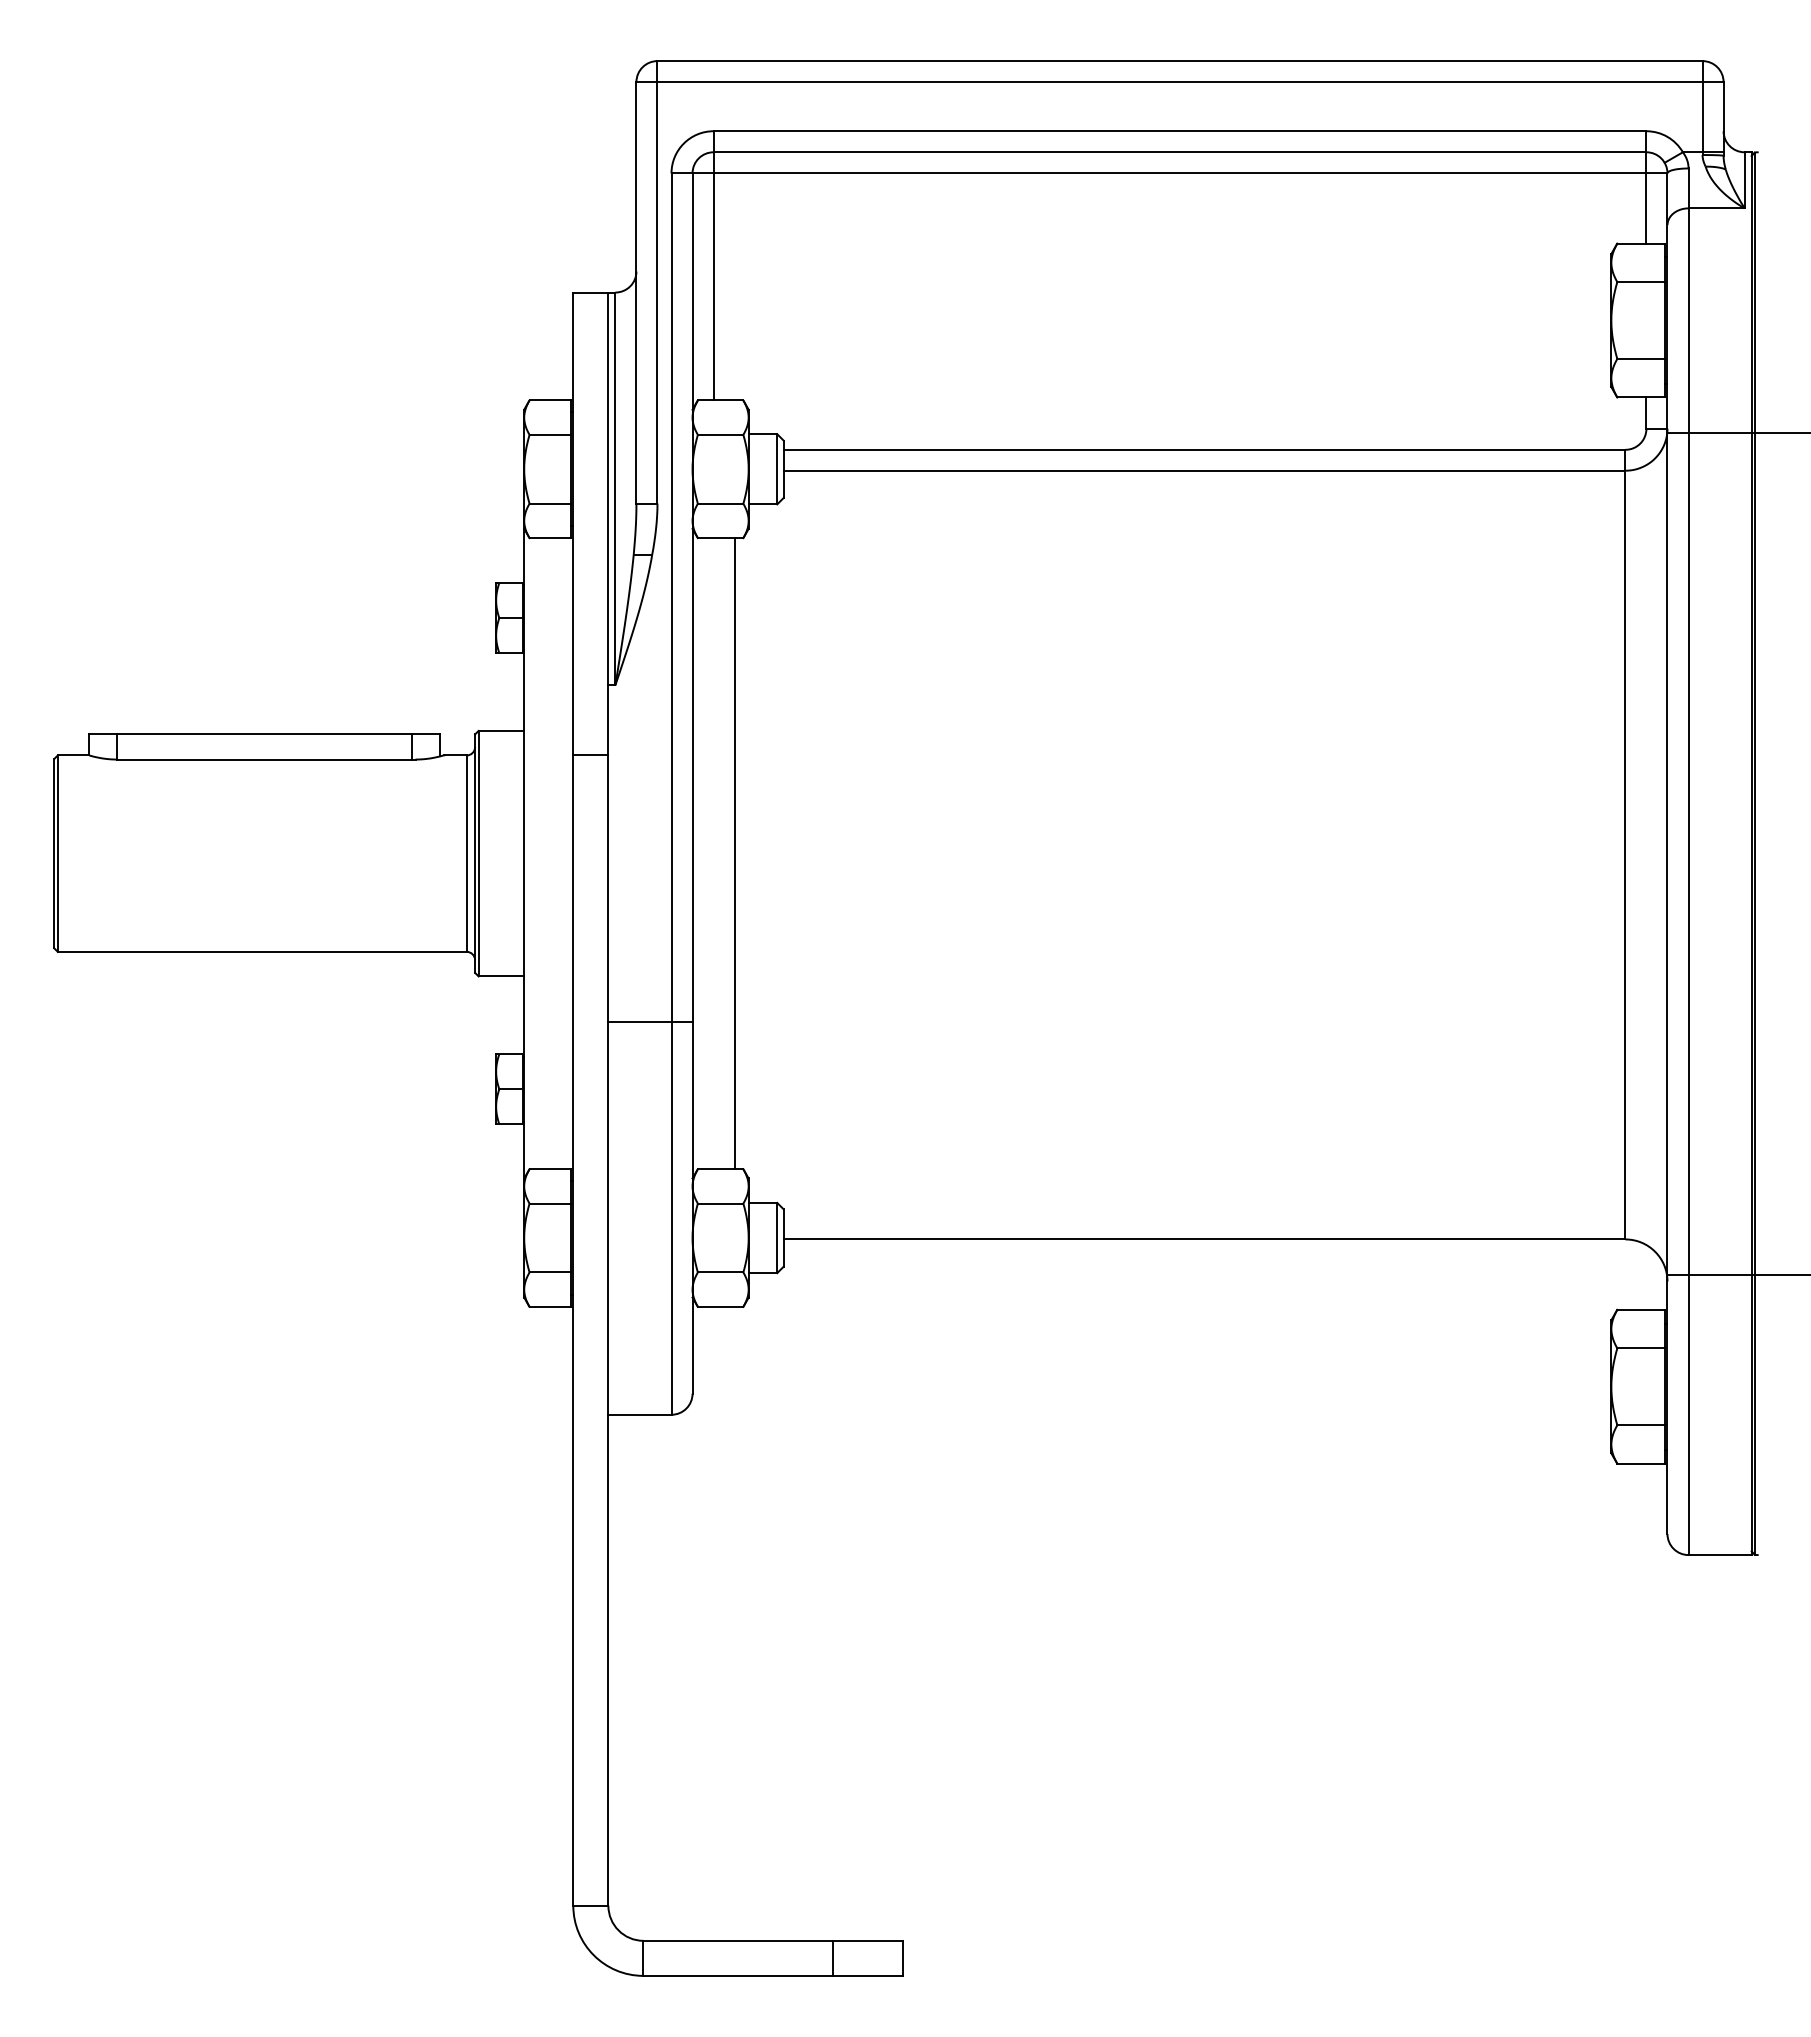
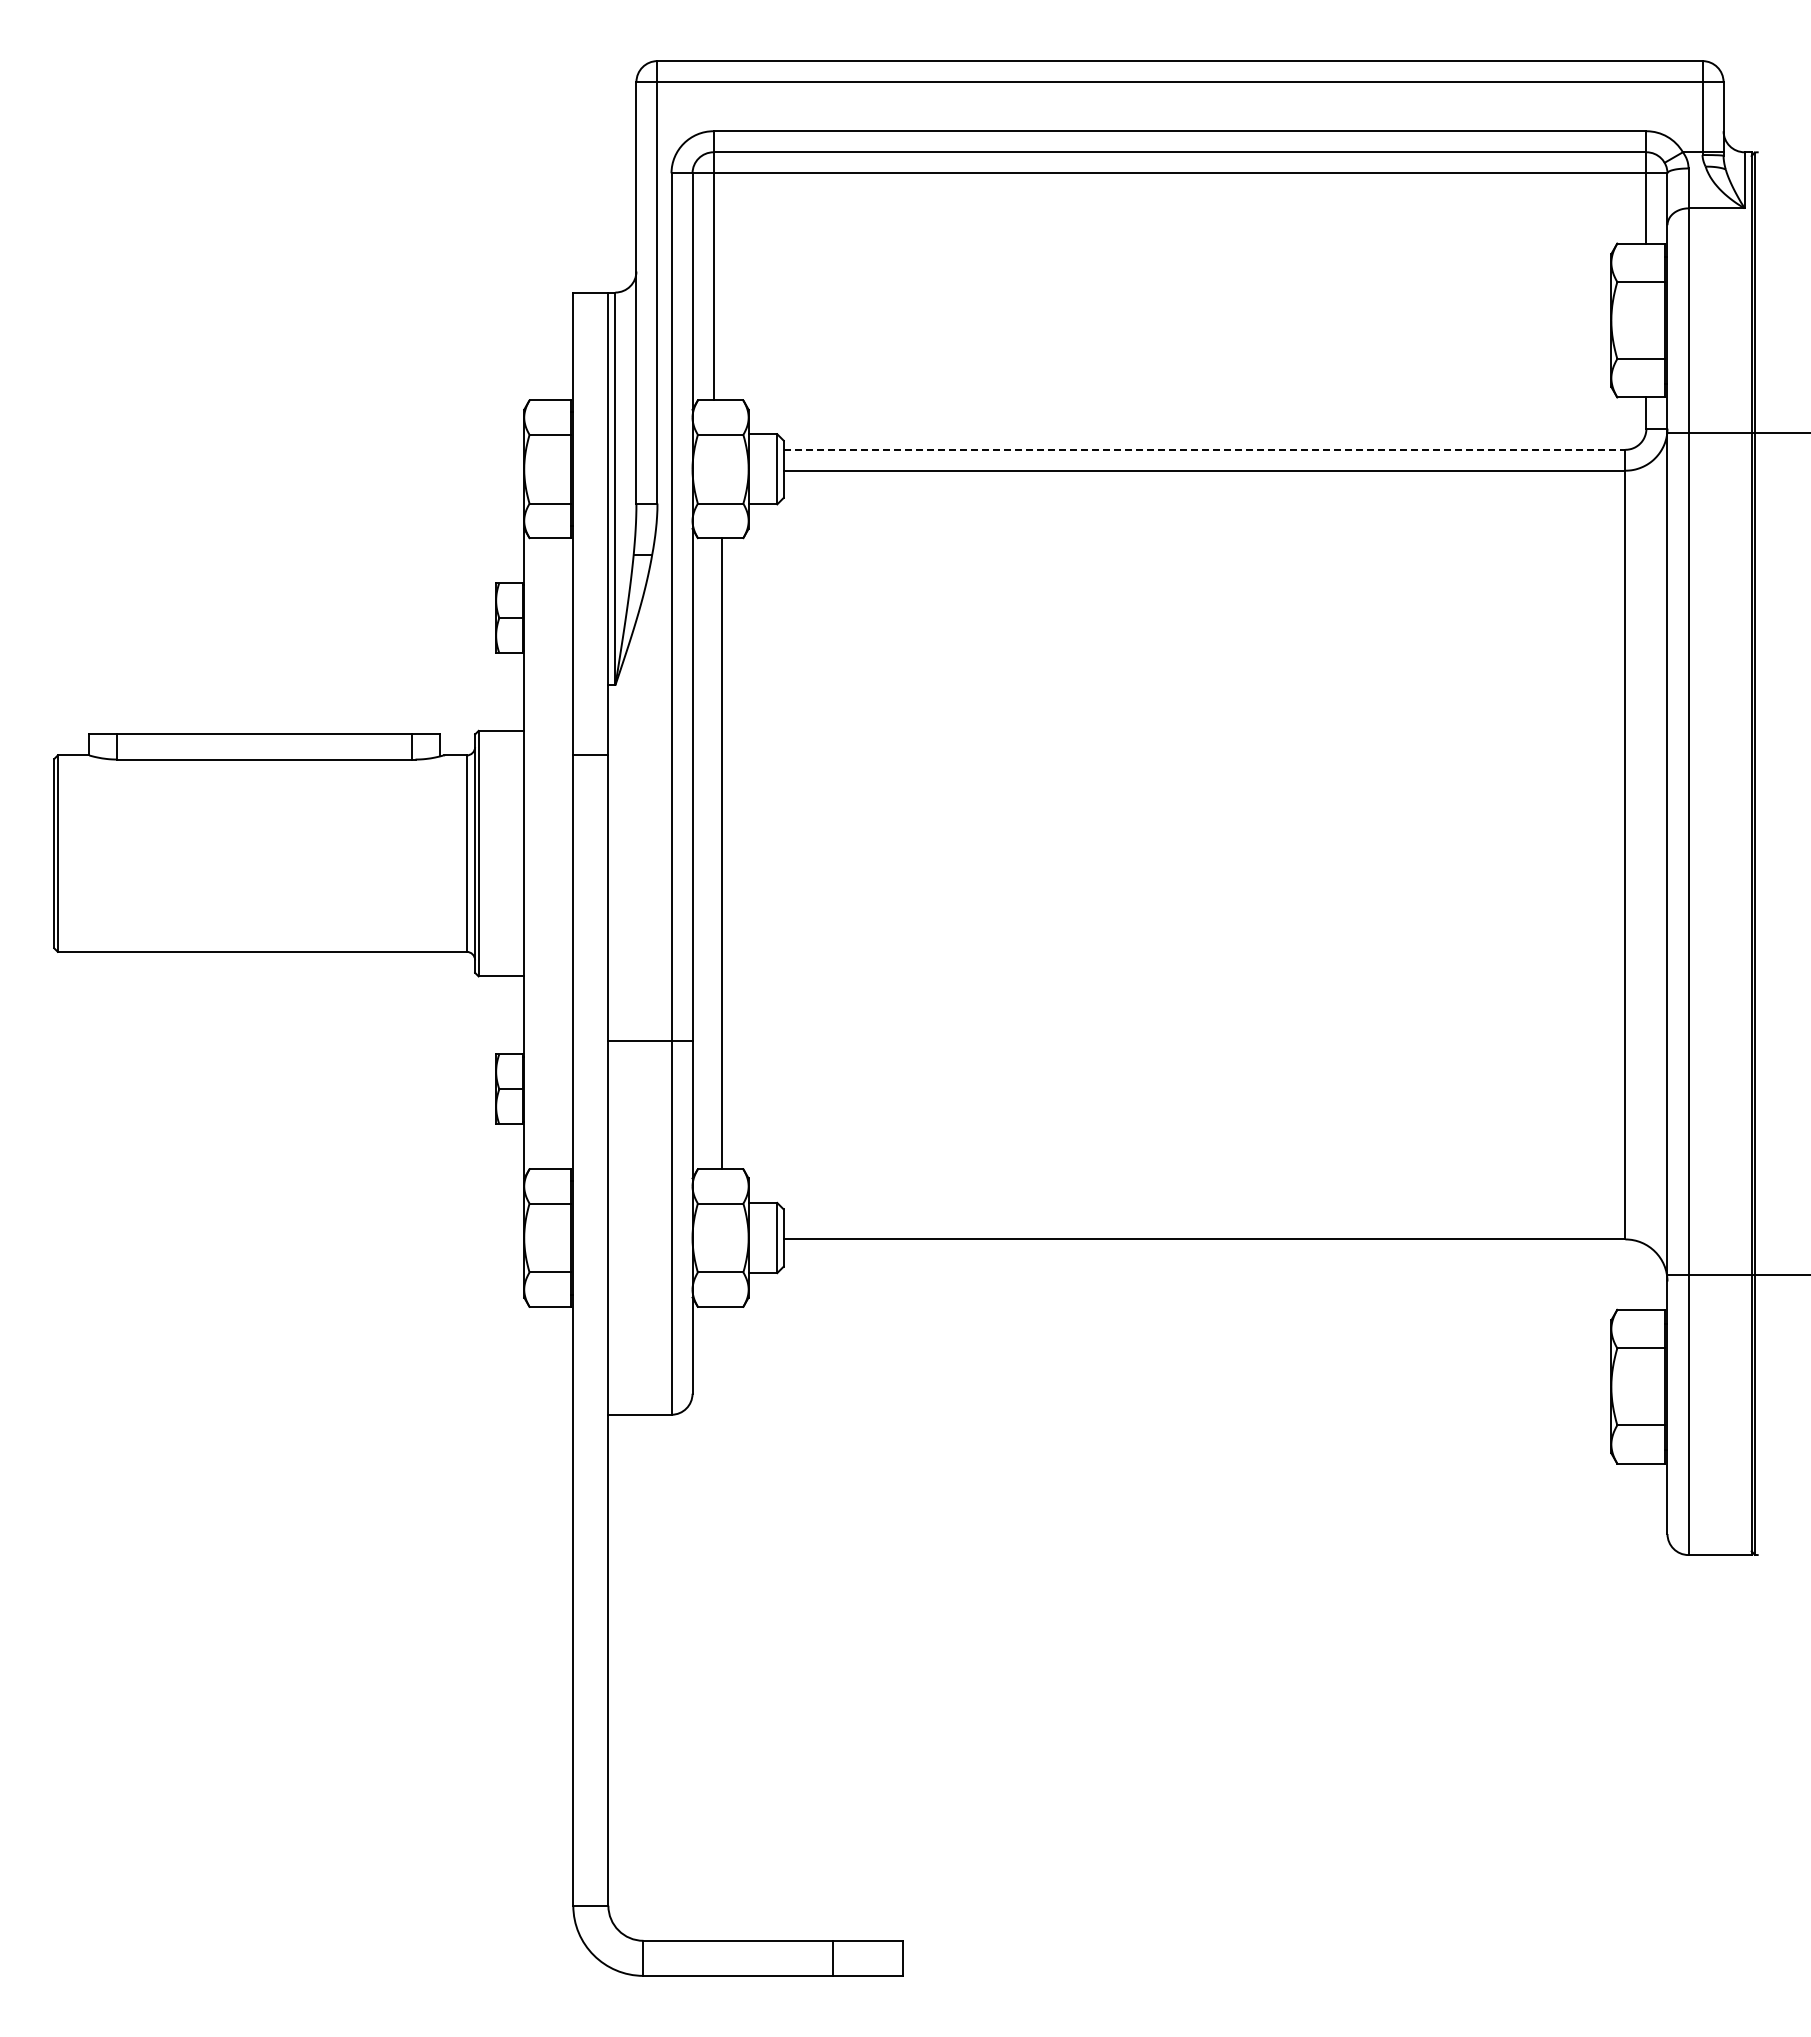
line: solid -> dashed (1204, 449)
line position: (734, 853) -> (721, 853) (721, 853)
line position: (650, 1022) -> (650, 1041) (650, 1041)
